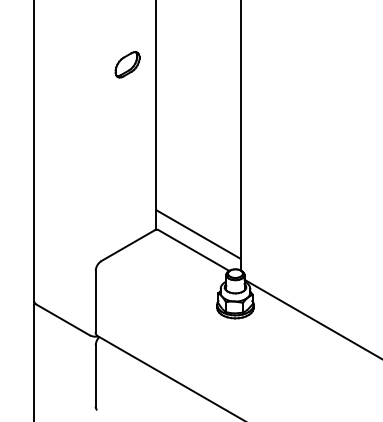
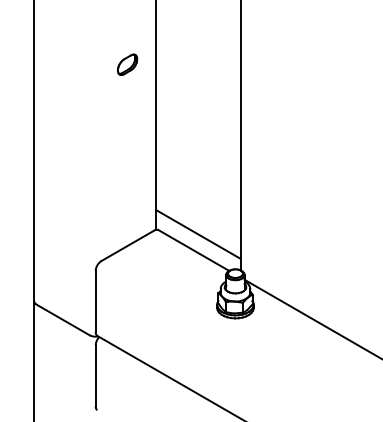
part size: 27x28 px -> 22x23 px (127, 64)
